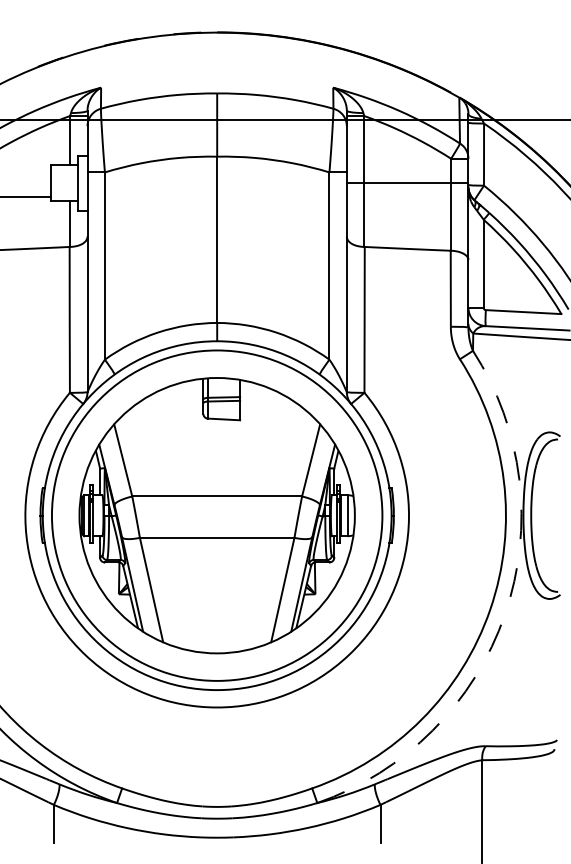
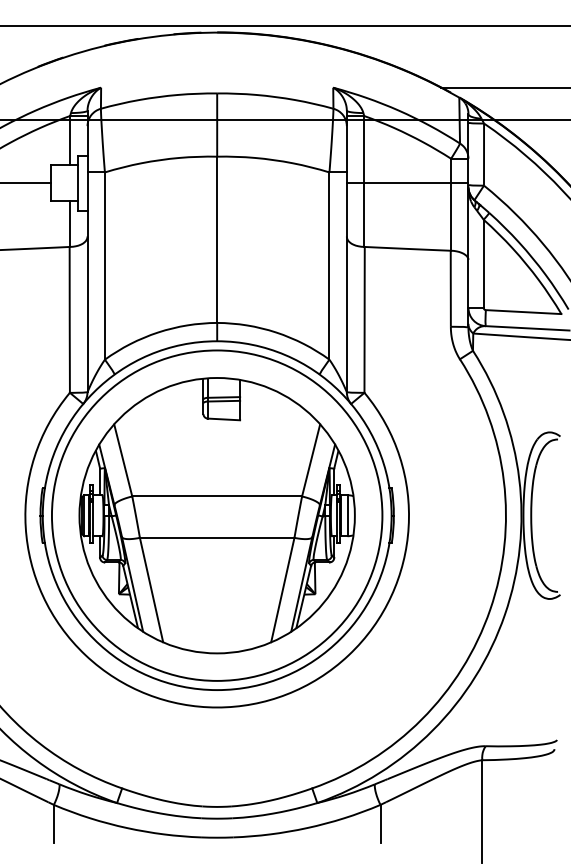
line: none -> present (284, 25)
line: none -> present (504, 87)
line position: (26, 196) -> (26, 182) (26, 182)
arc: dashed -> solid (504, 614)
